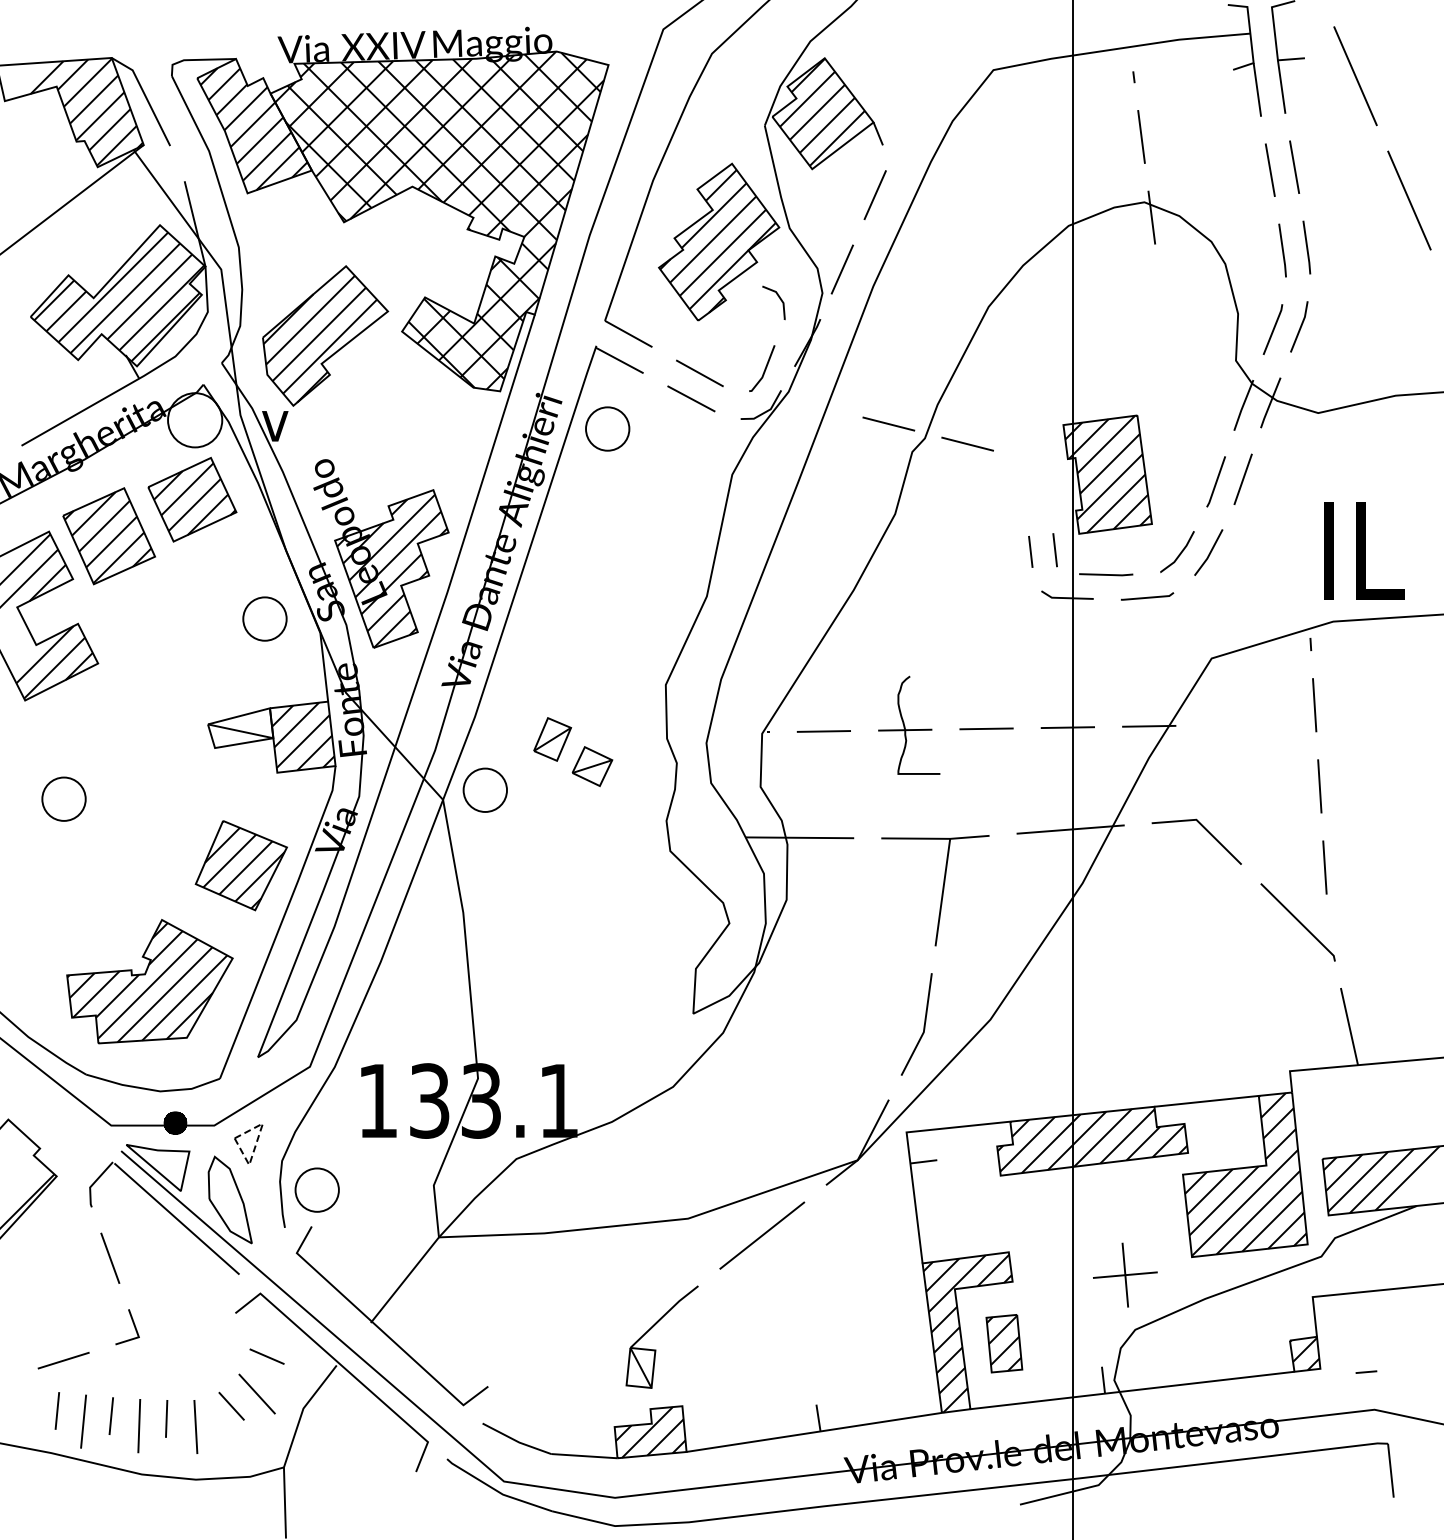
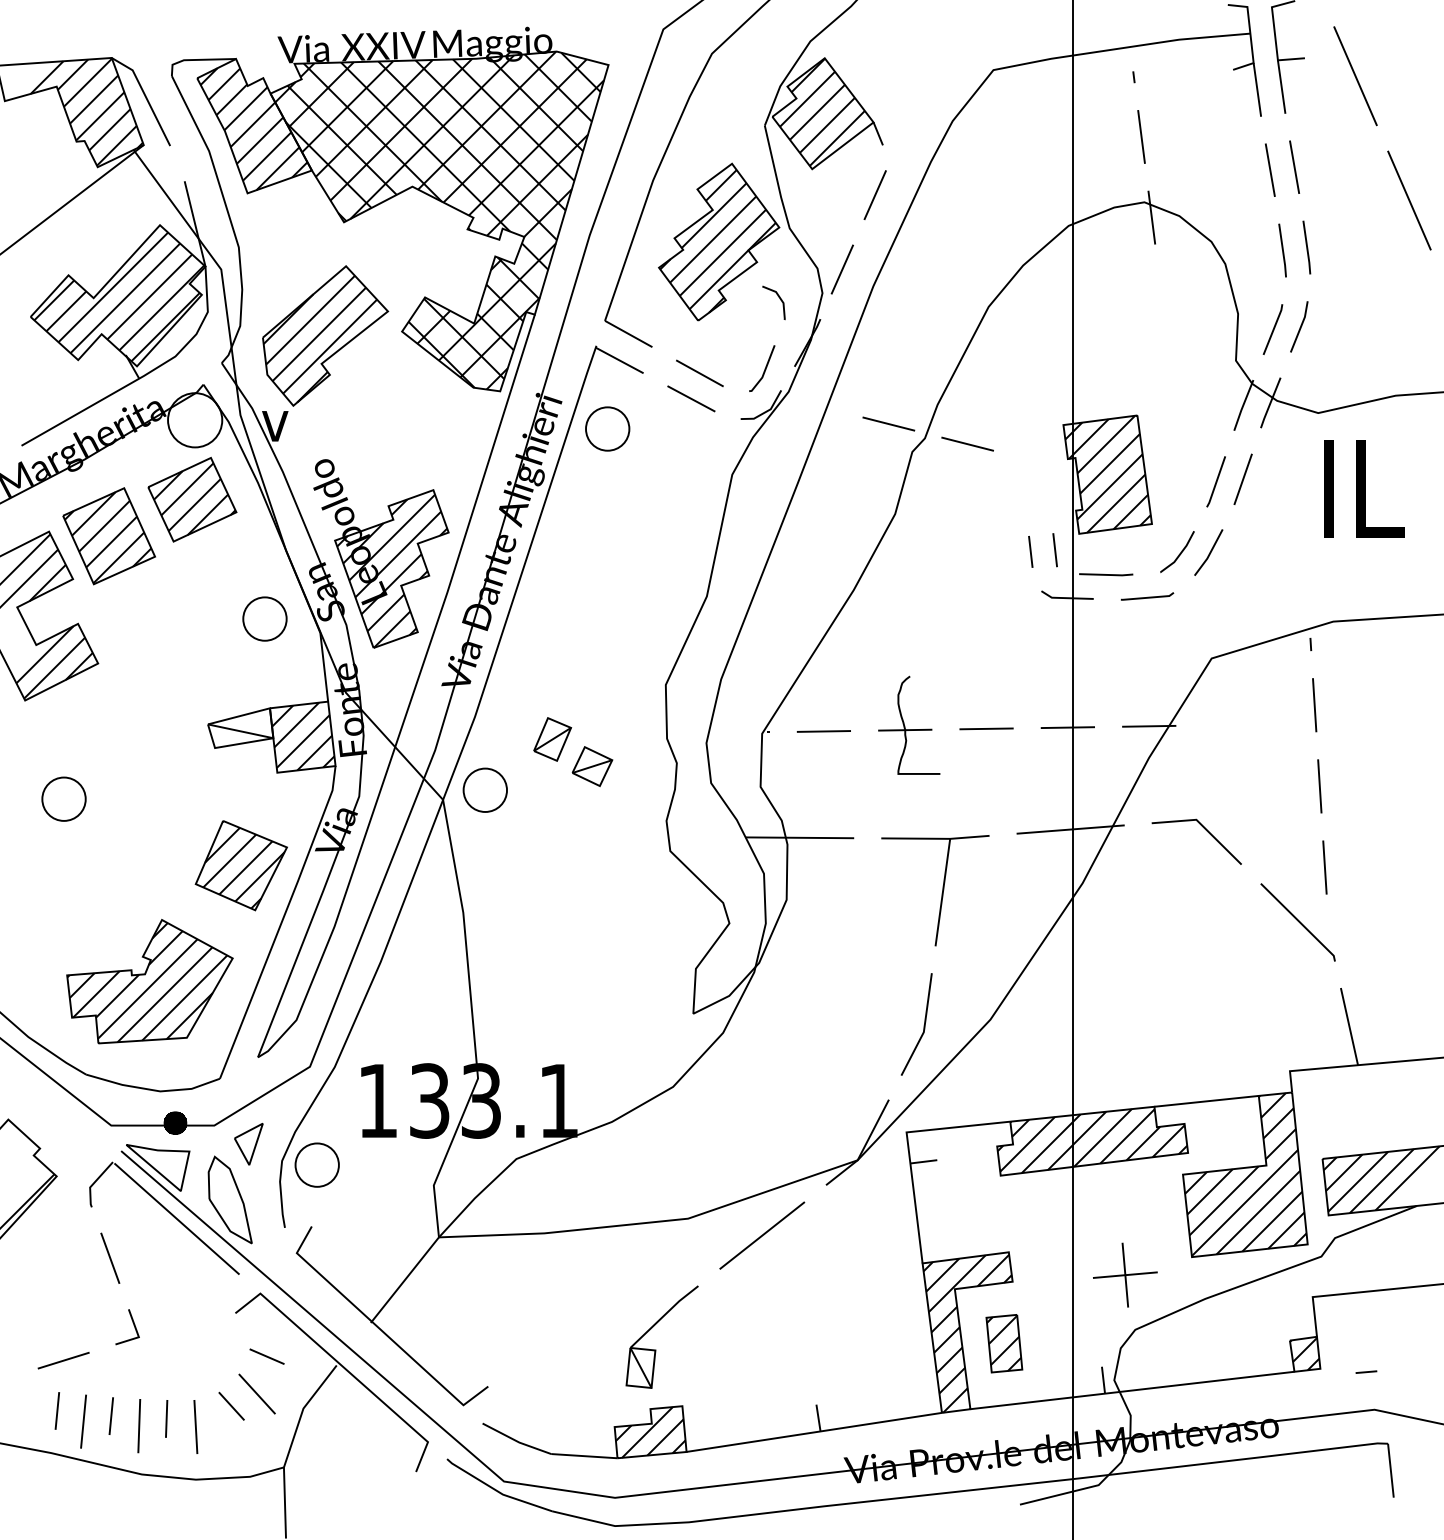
text position: (1364, 550) -> (1364, 488) (1364, 488)
line: dashed -> solid (256, 1143)
part position: (316, 1189) -> (316, 1164) (316, 1164)
